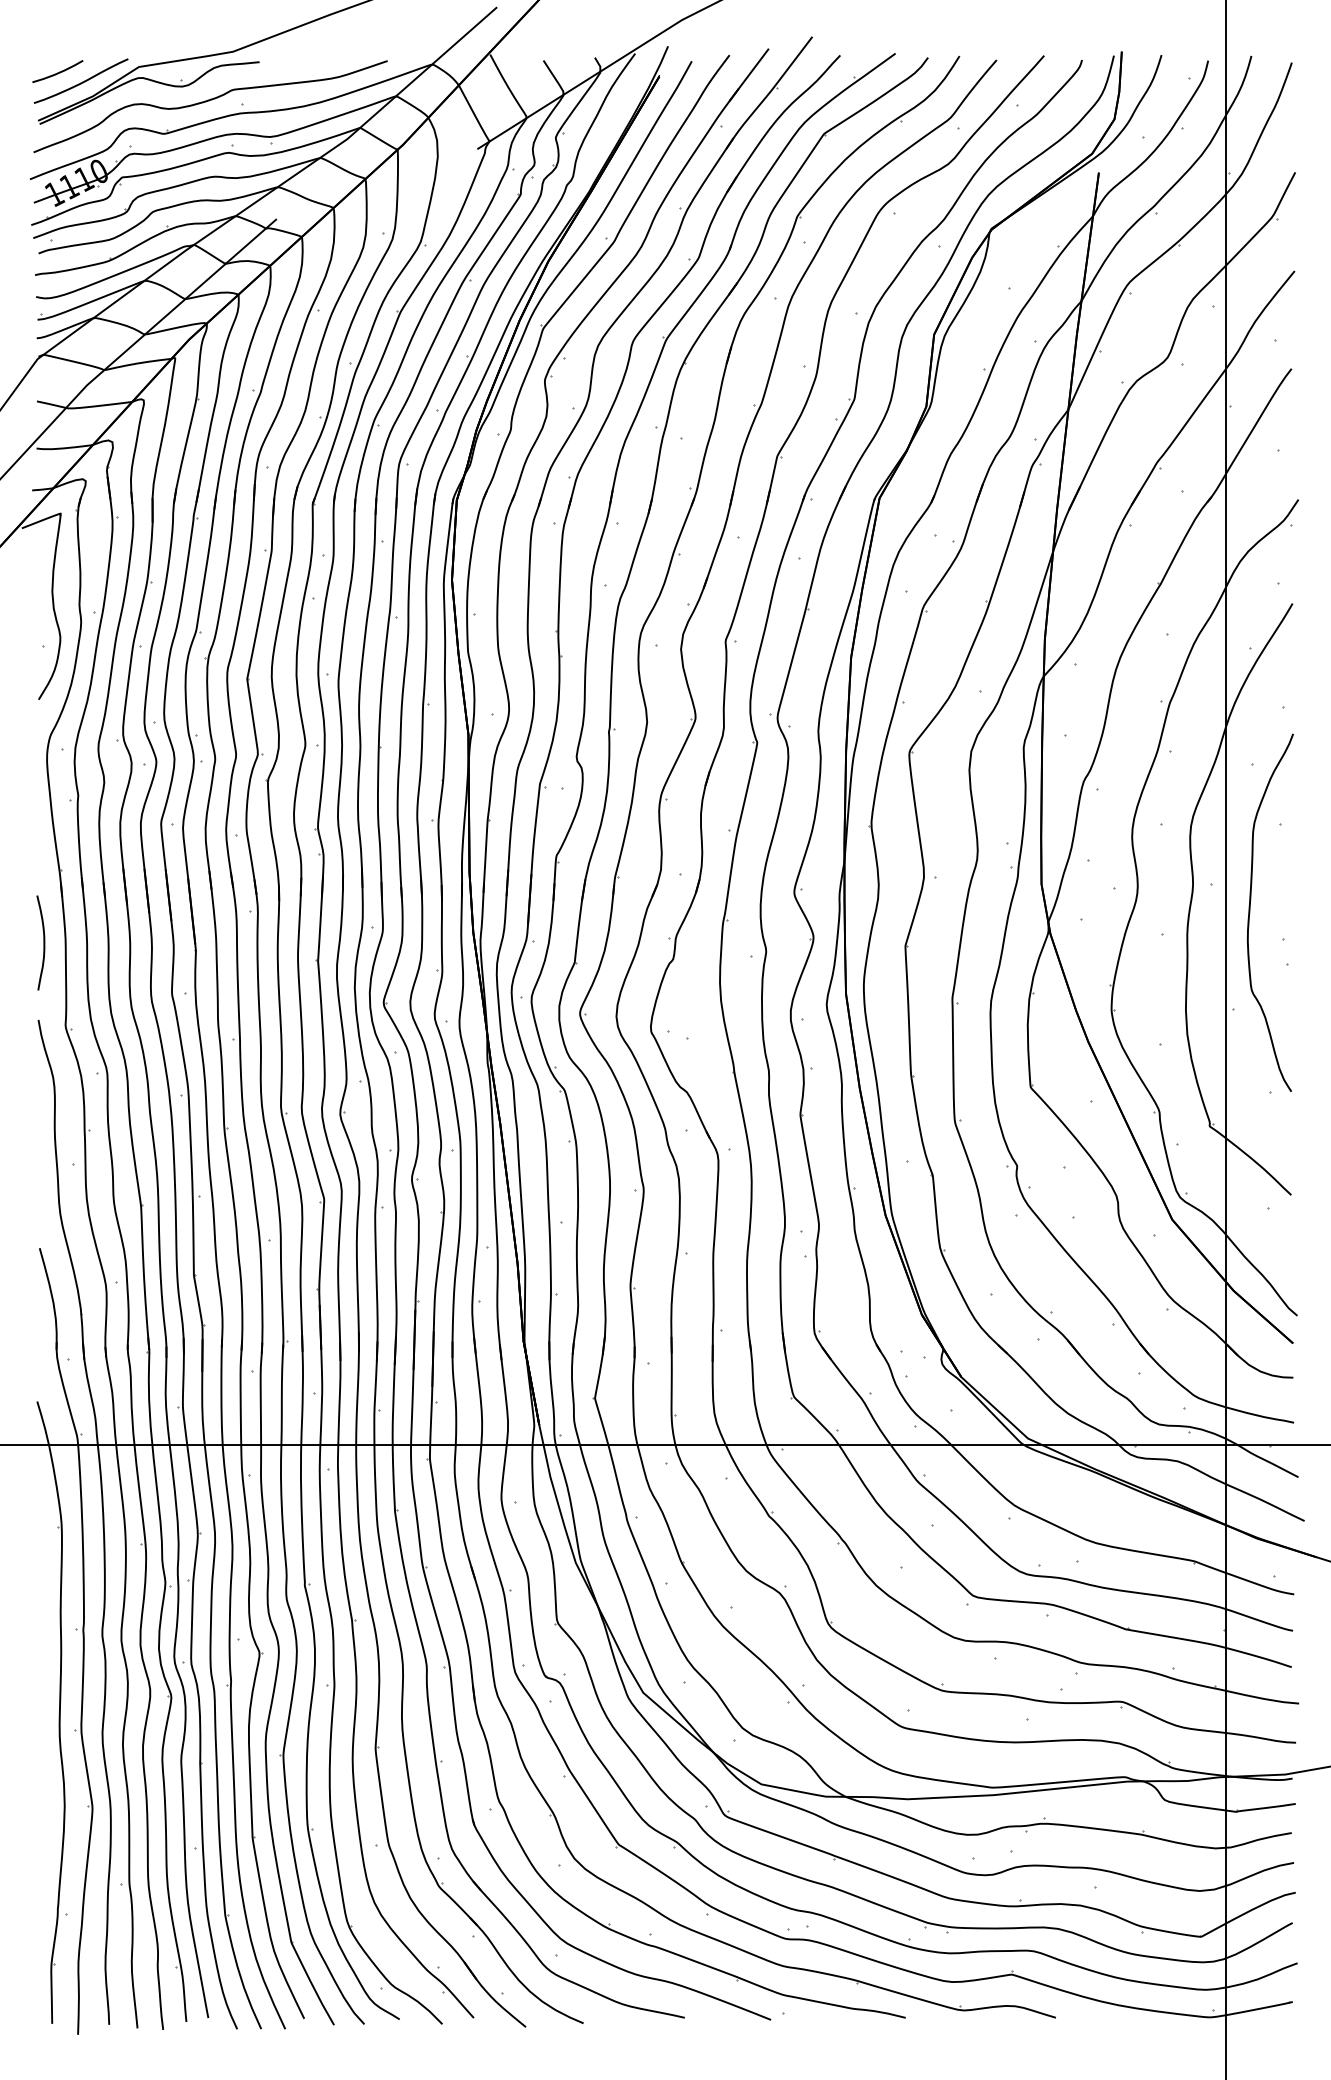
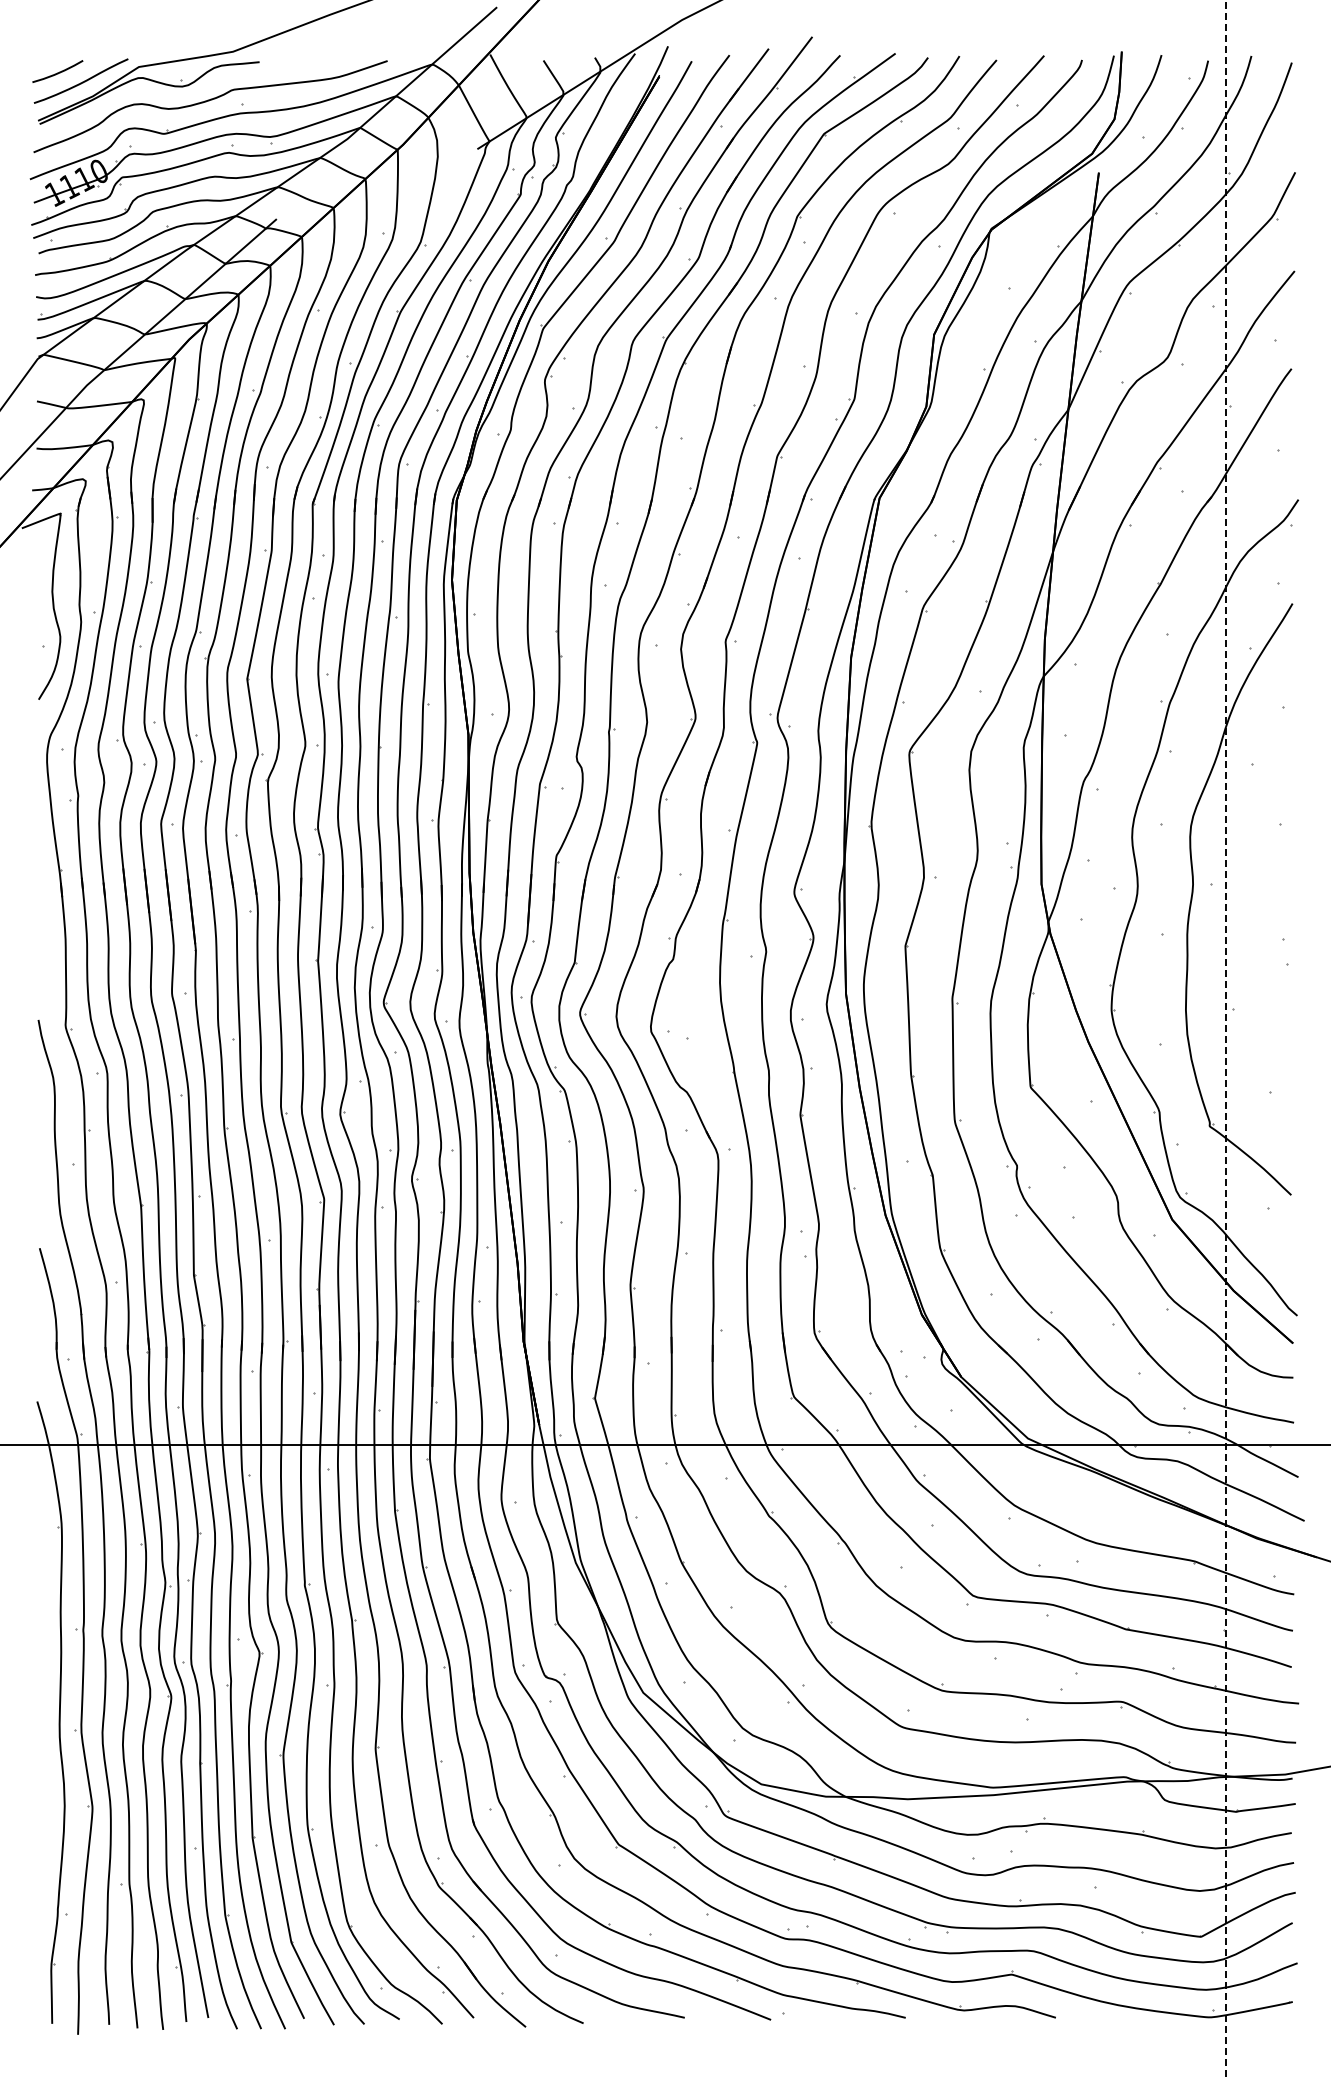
curve: present -> none (1250, 912)
curve: present -> none (43, 942)
line: solid -> dashed (1226, 1040)
